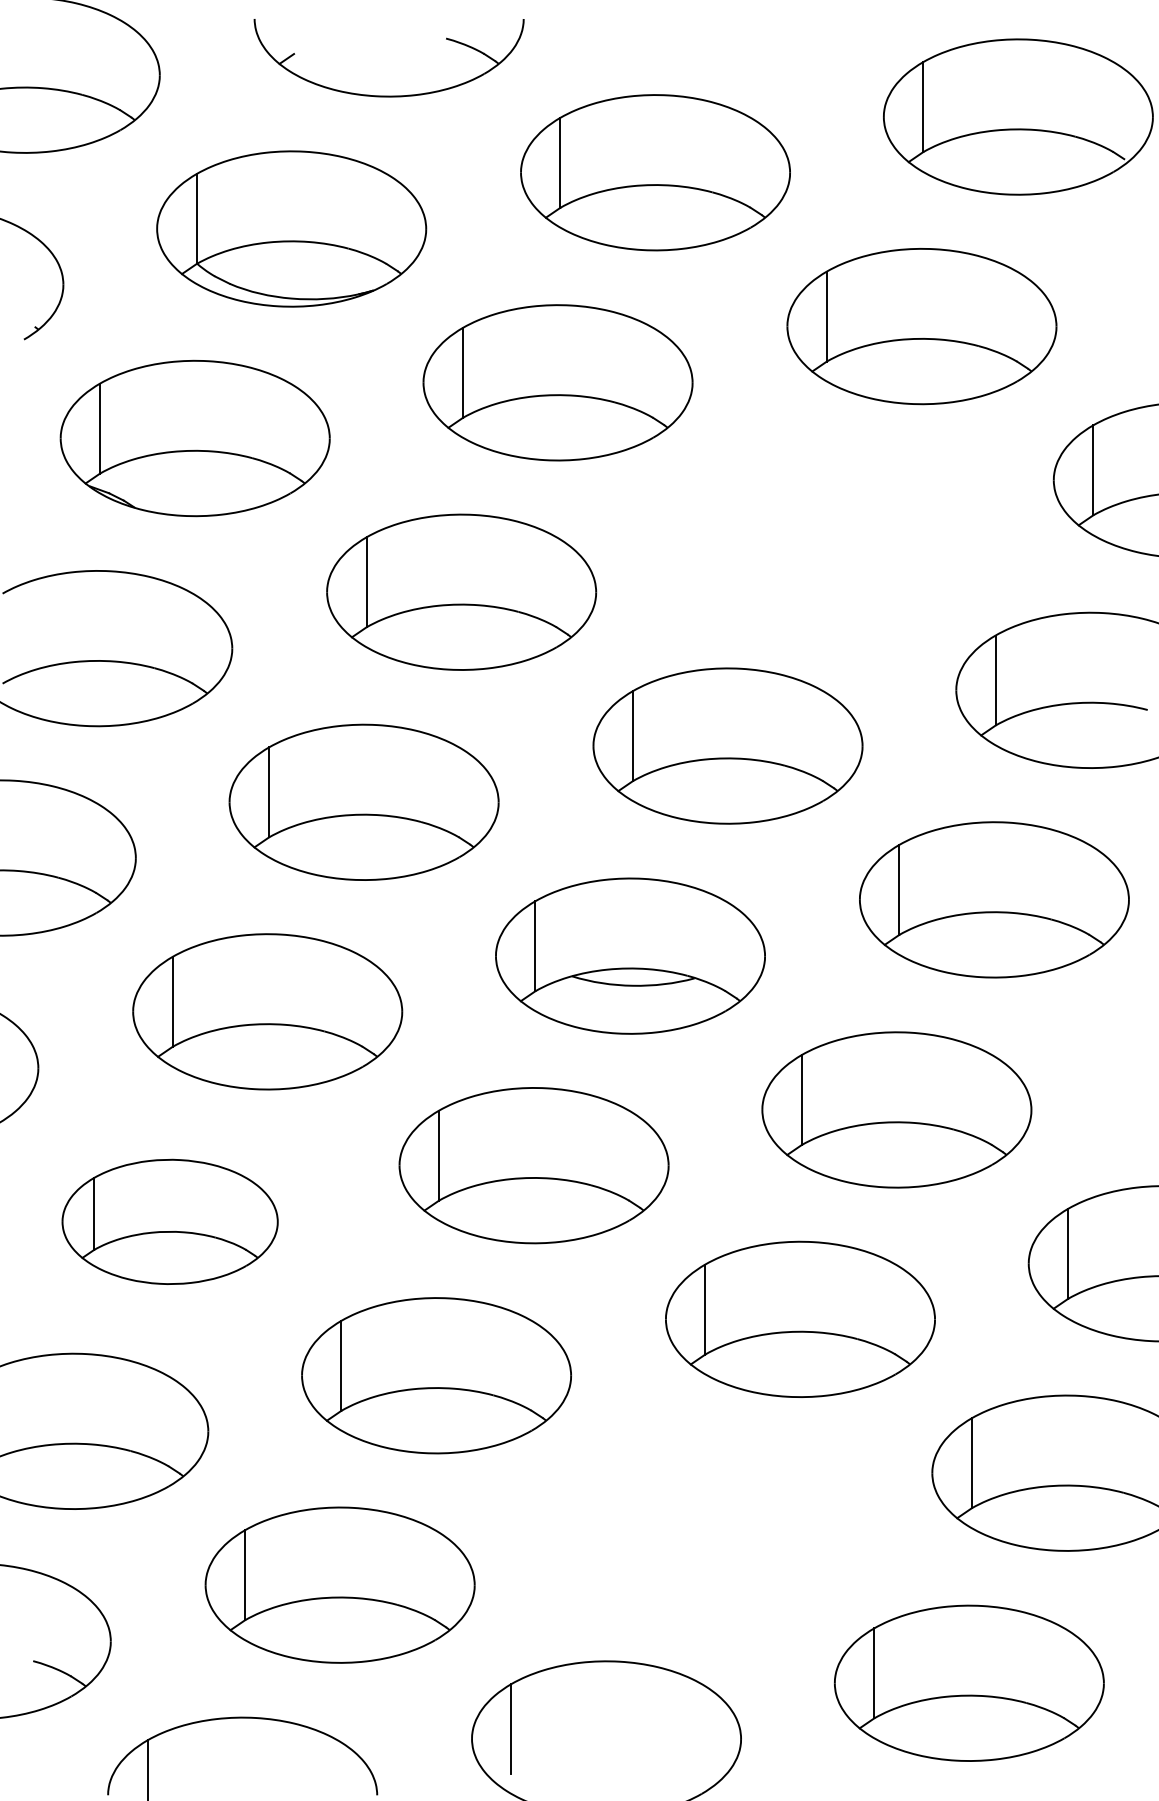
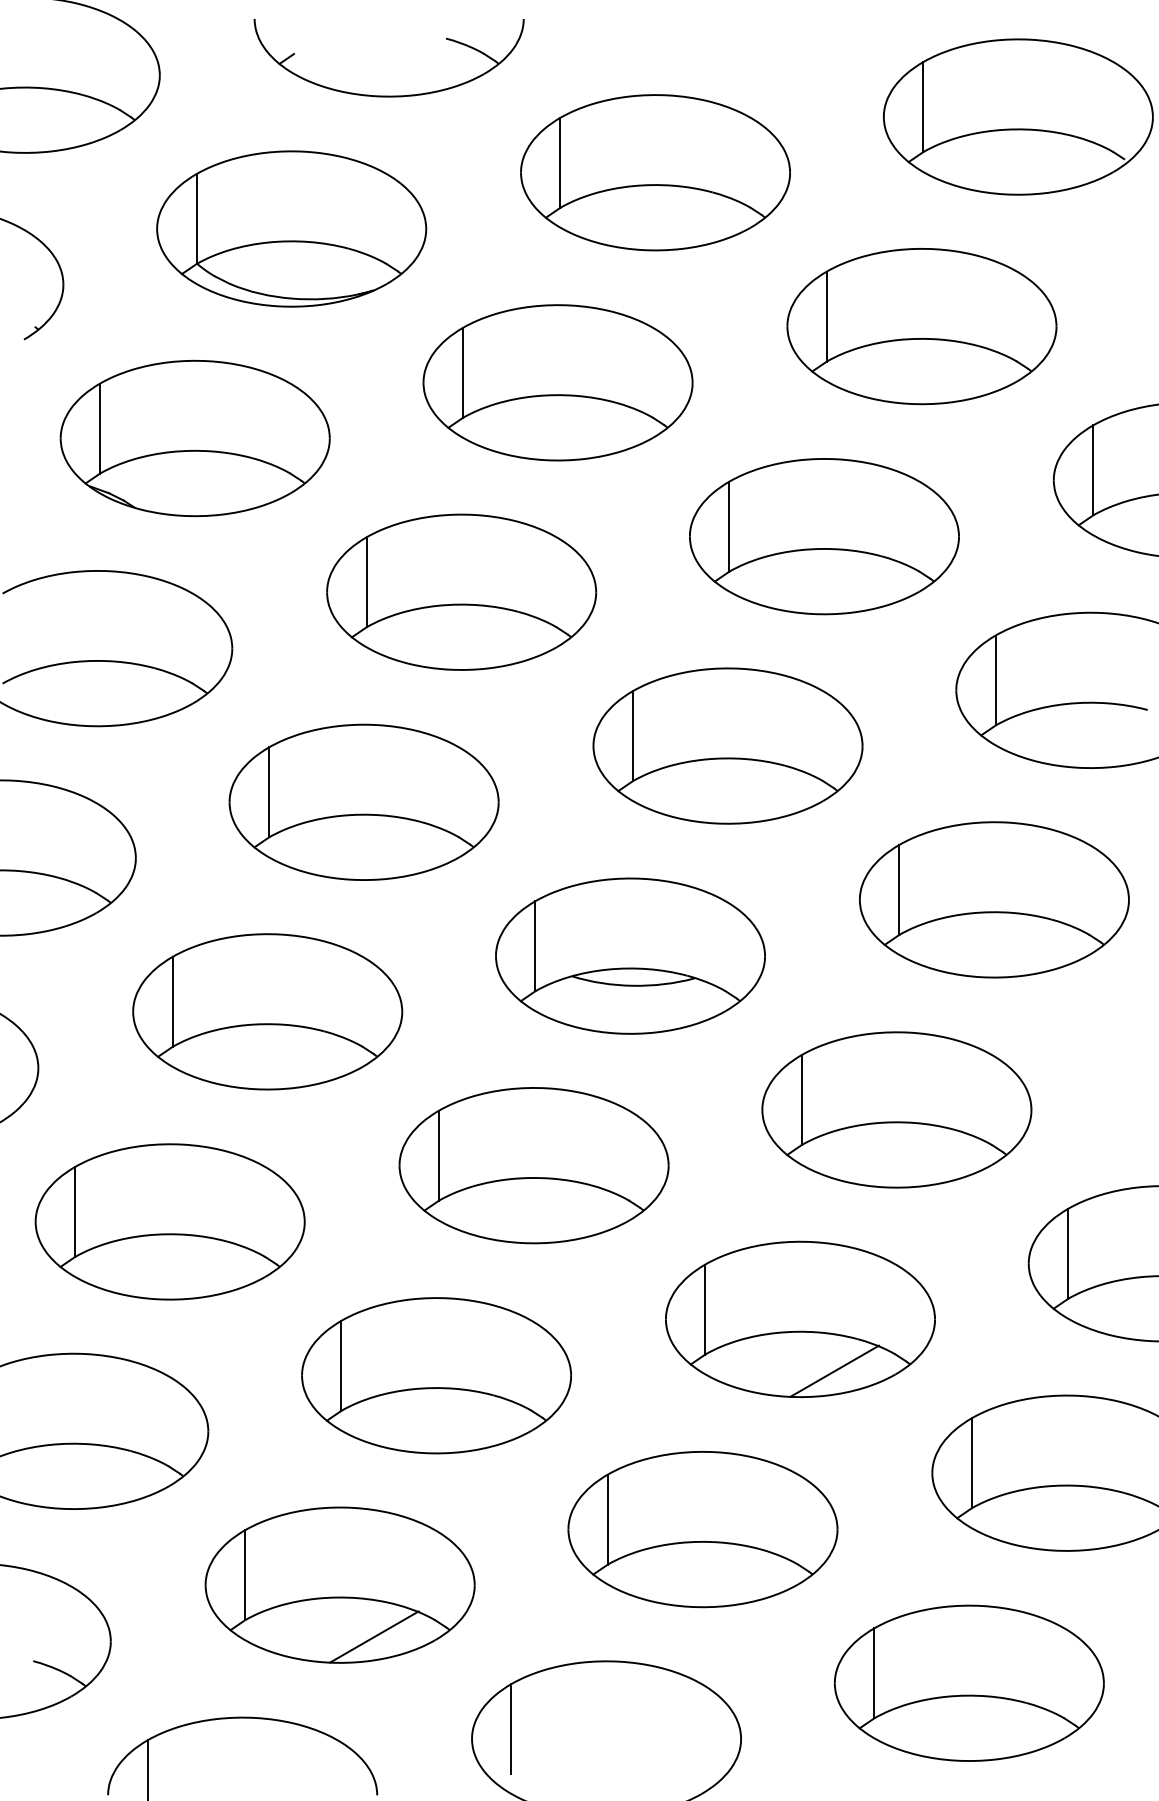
part: none -> present (824, 536)
part size: 218x127 px -> 272x158 px (169, 1221)
line: none -> present (834, 1370)
part: none -> present (702, 1529)
line: none -> present (374, 1636)
